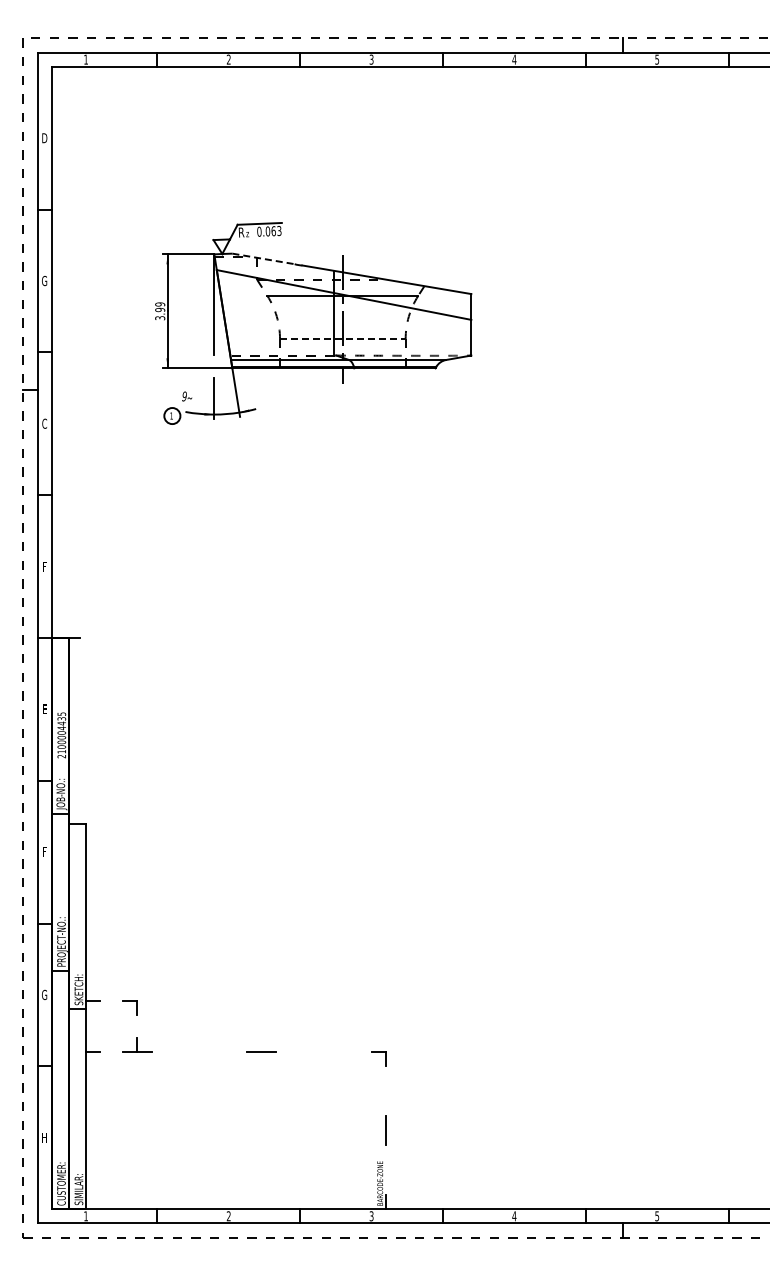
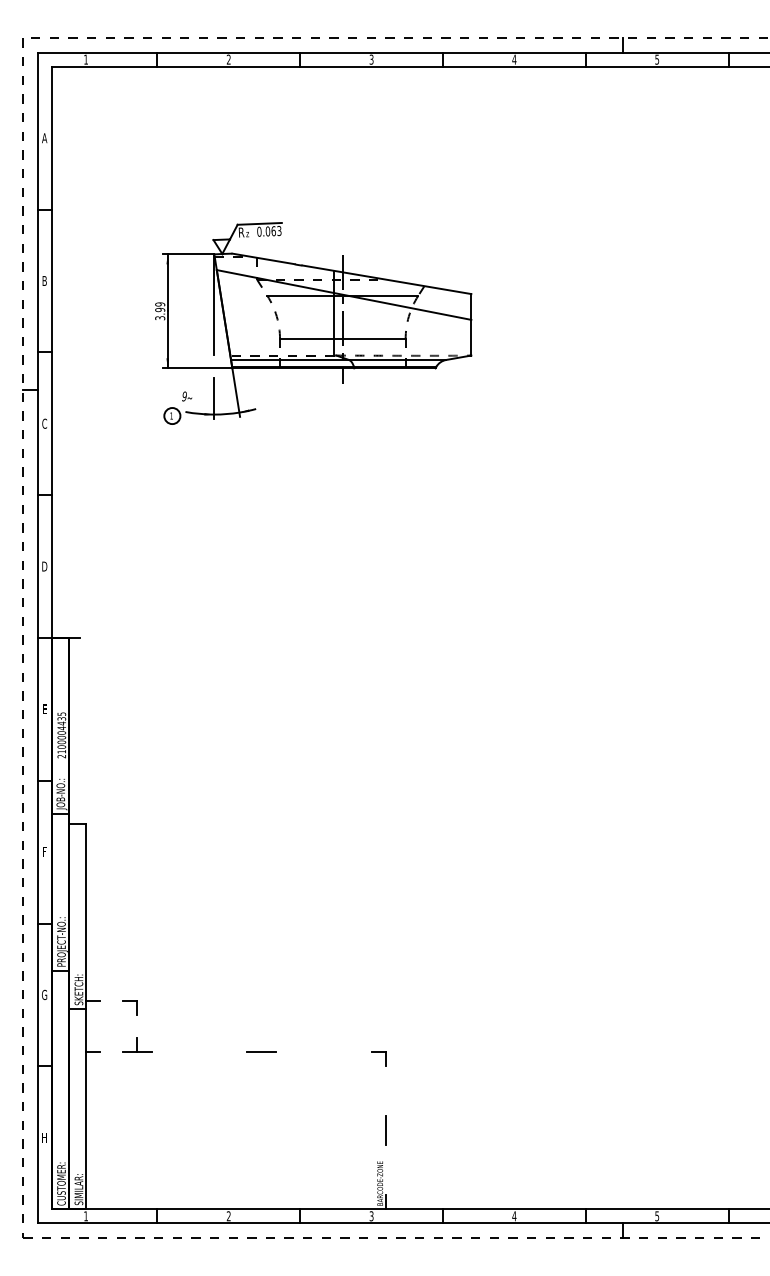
text: D -> A (44, 138)
line: dashed -> solid (263, 258)
text: G -> B (44, 280)
line: dashed -> solid (342, 338)
text: F -> D (44, 566)
